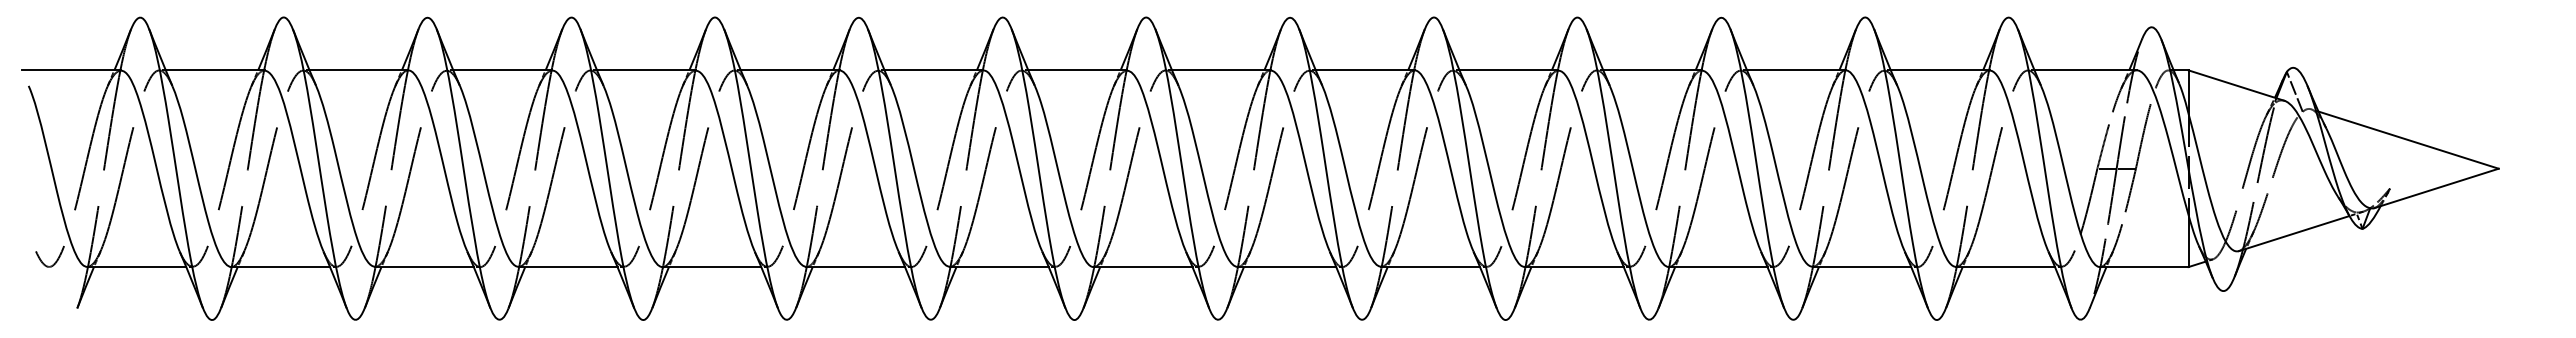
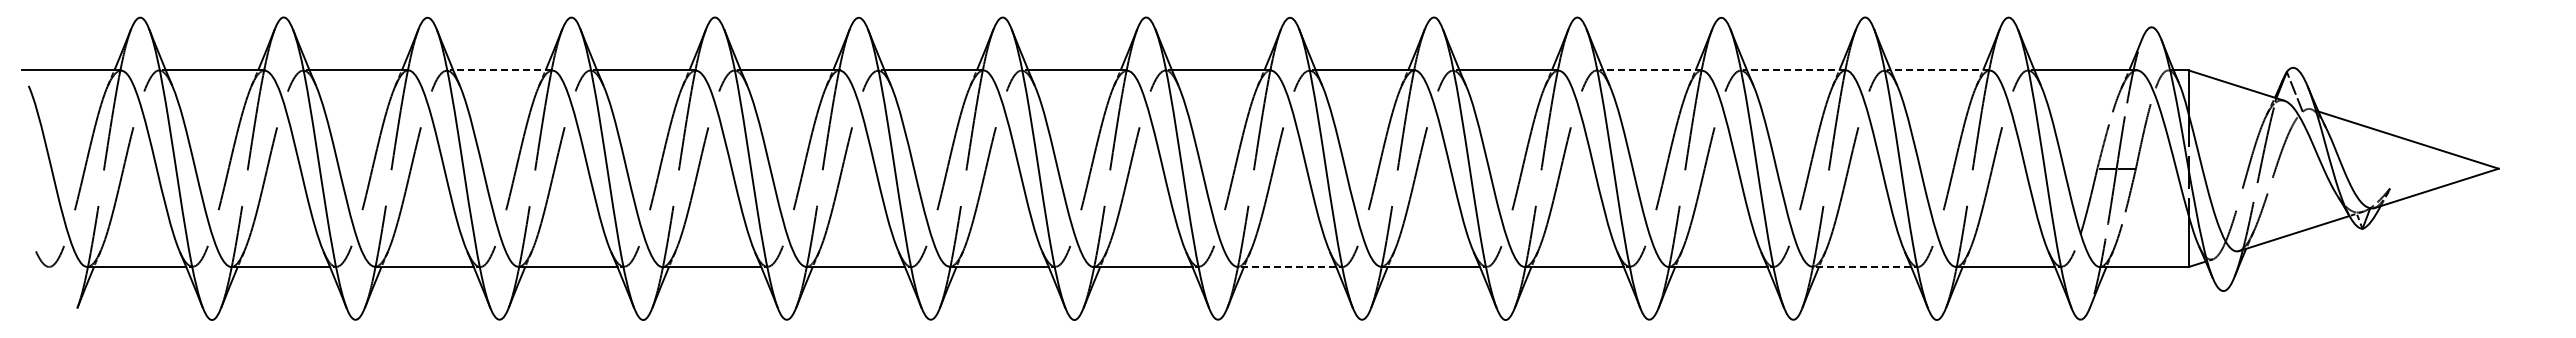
line: solid -> dashed (502, 70)
line: solid -> dashed (1652, 70)
line: solid -> dashed (1795, 70)
line: solid -> dashed (1939, 70)
line: solid -> dashed (1286, 267)
line: solid -> dashed (1861, 267)
